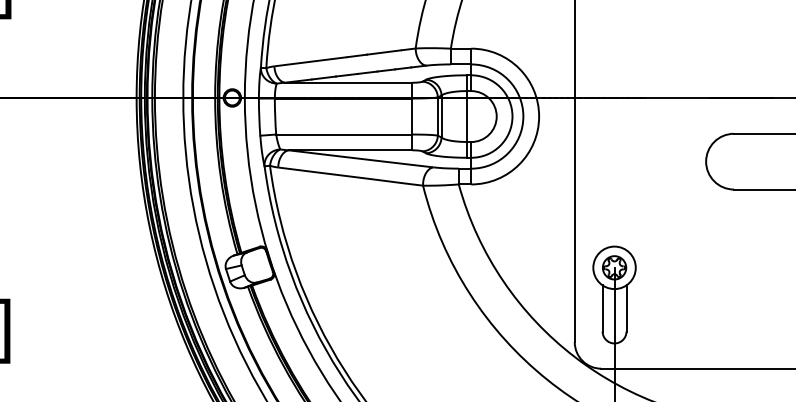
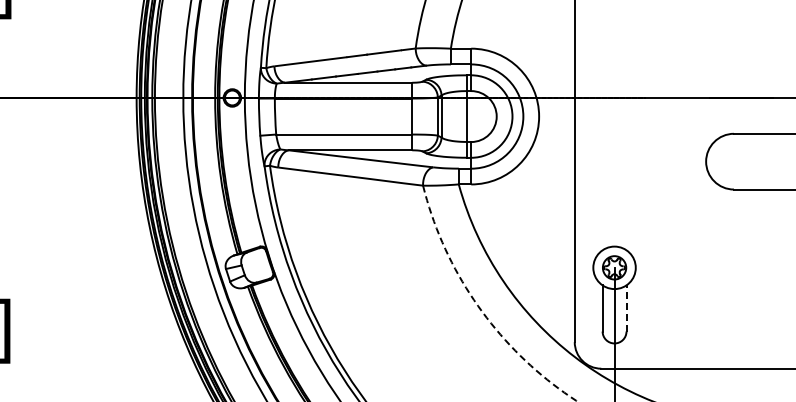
line: solid -> dashed (626, 307)
arc: solid -> dashed (480, 309)
